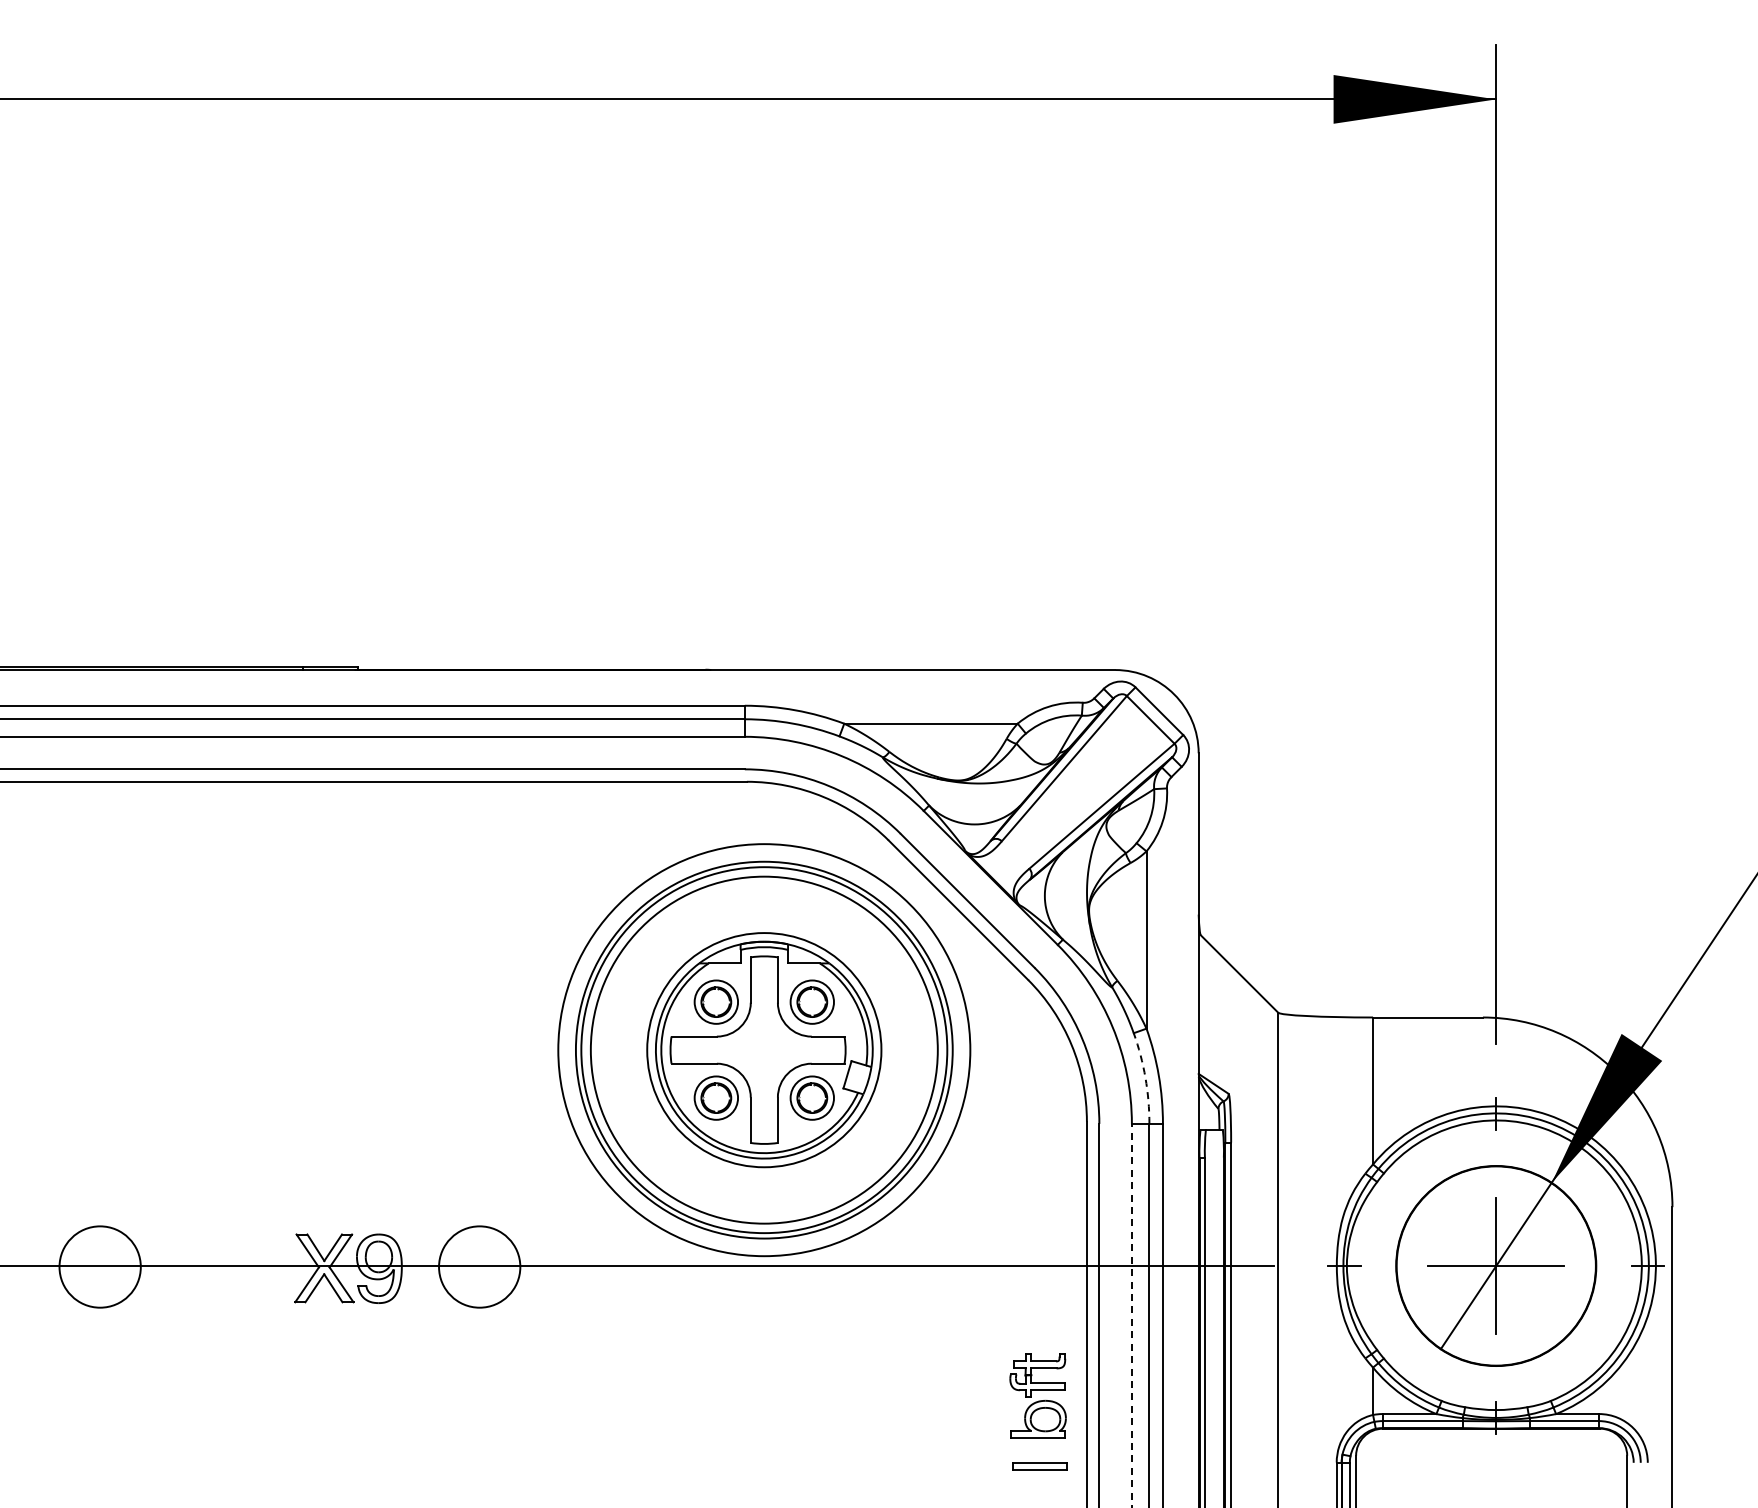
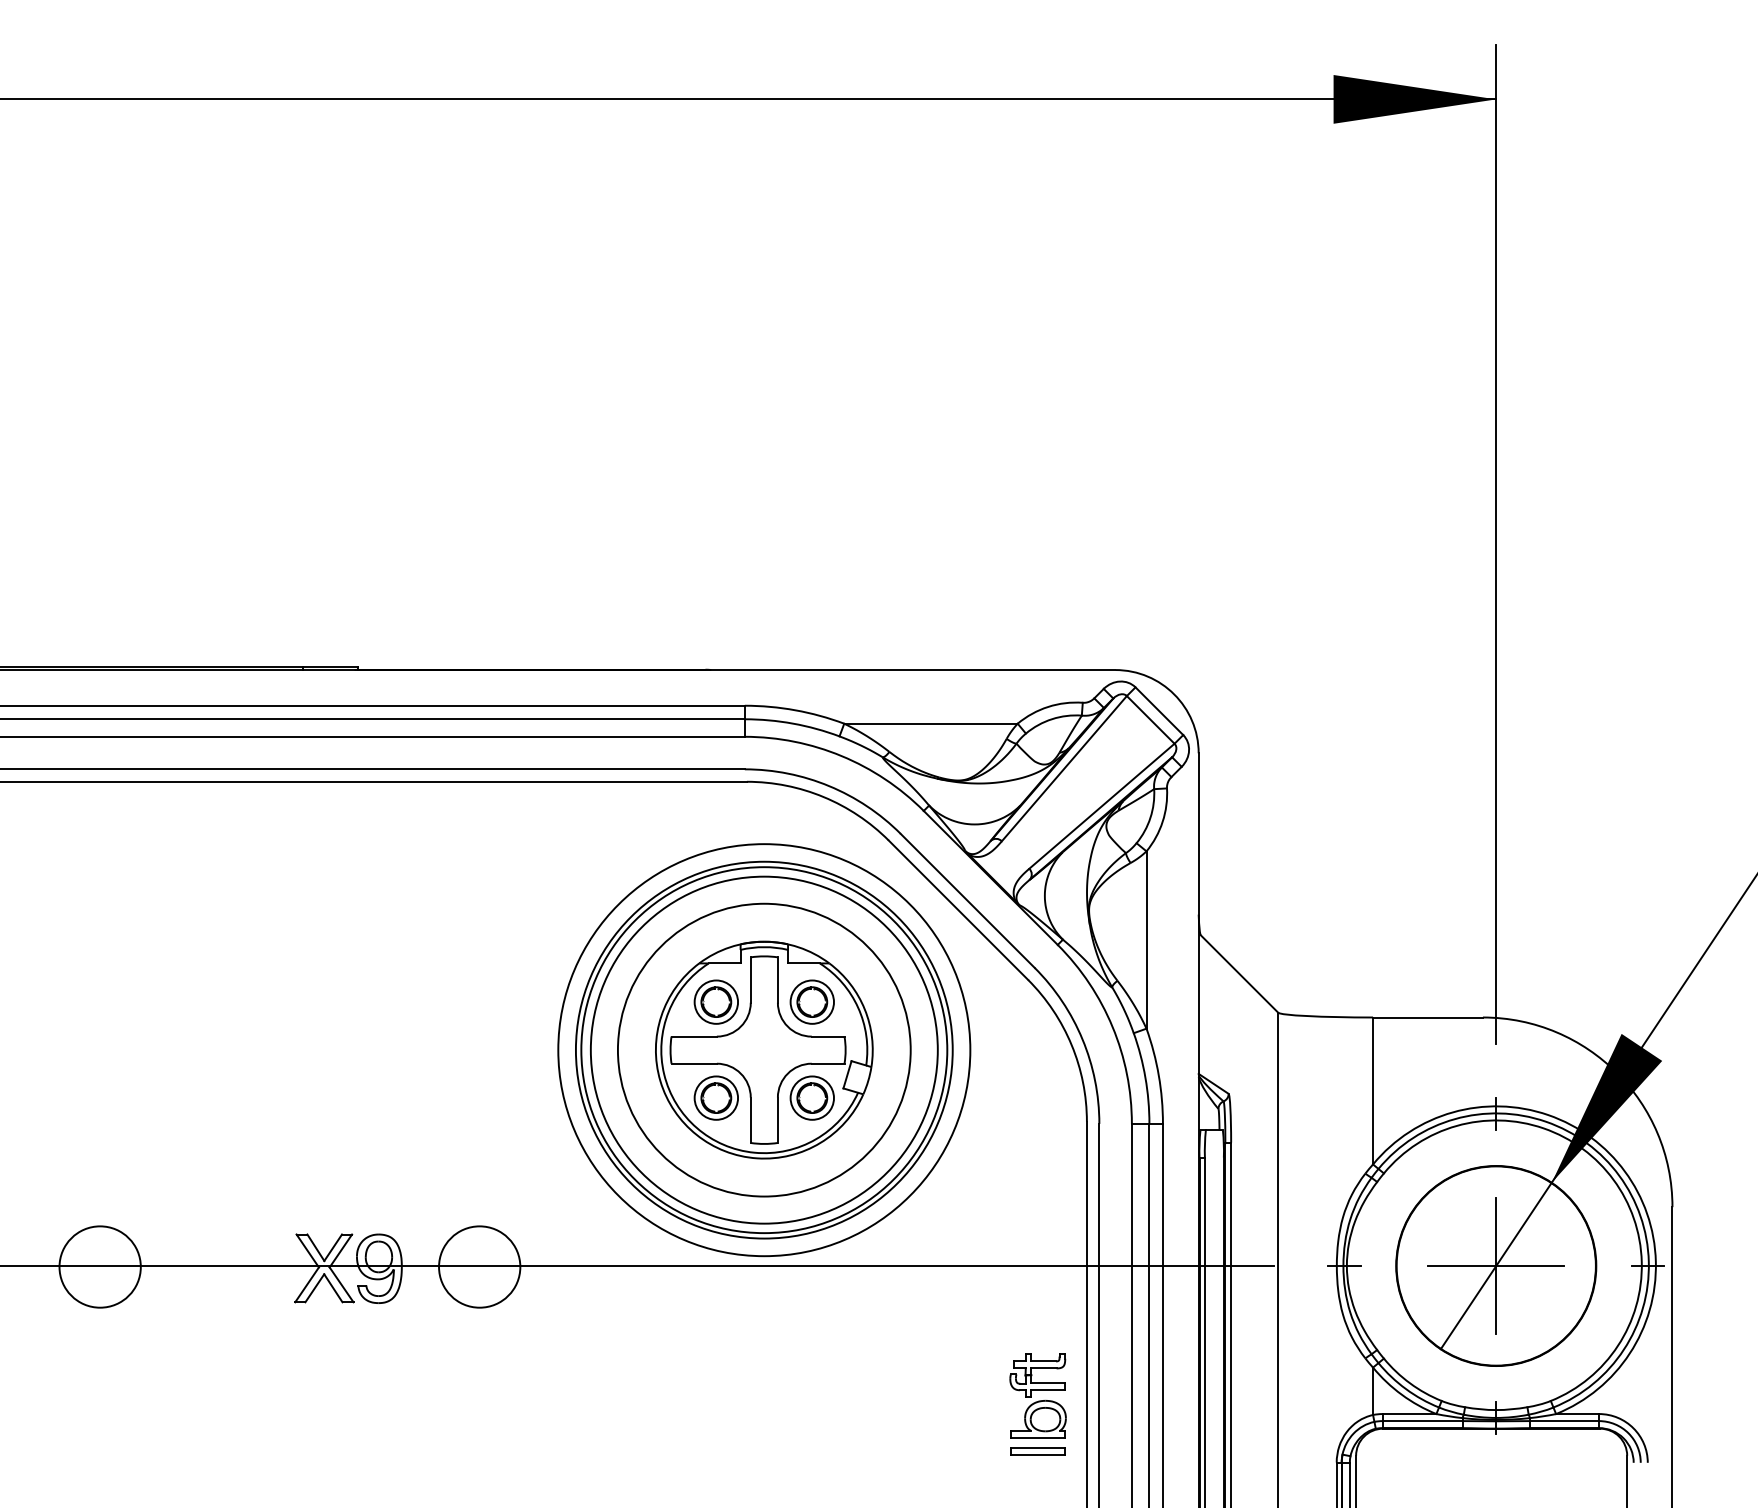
circle diameter: 234 px -> 293 px (763, 1049)
arc: dashed -> solid (1145, 1077)
line: dashed -> solid (1131, 1315)
part position: (1039, 1466) -> (1037, 1451) (1037, 1451)
